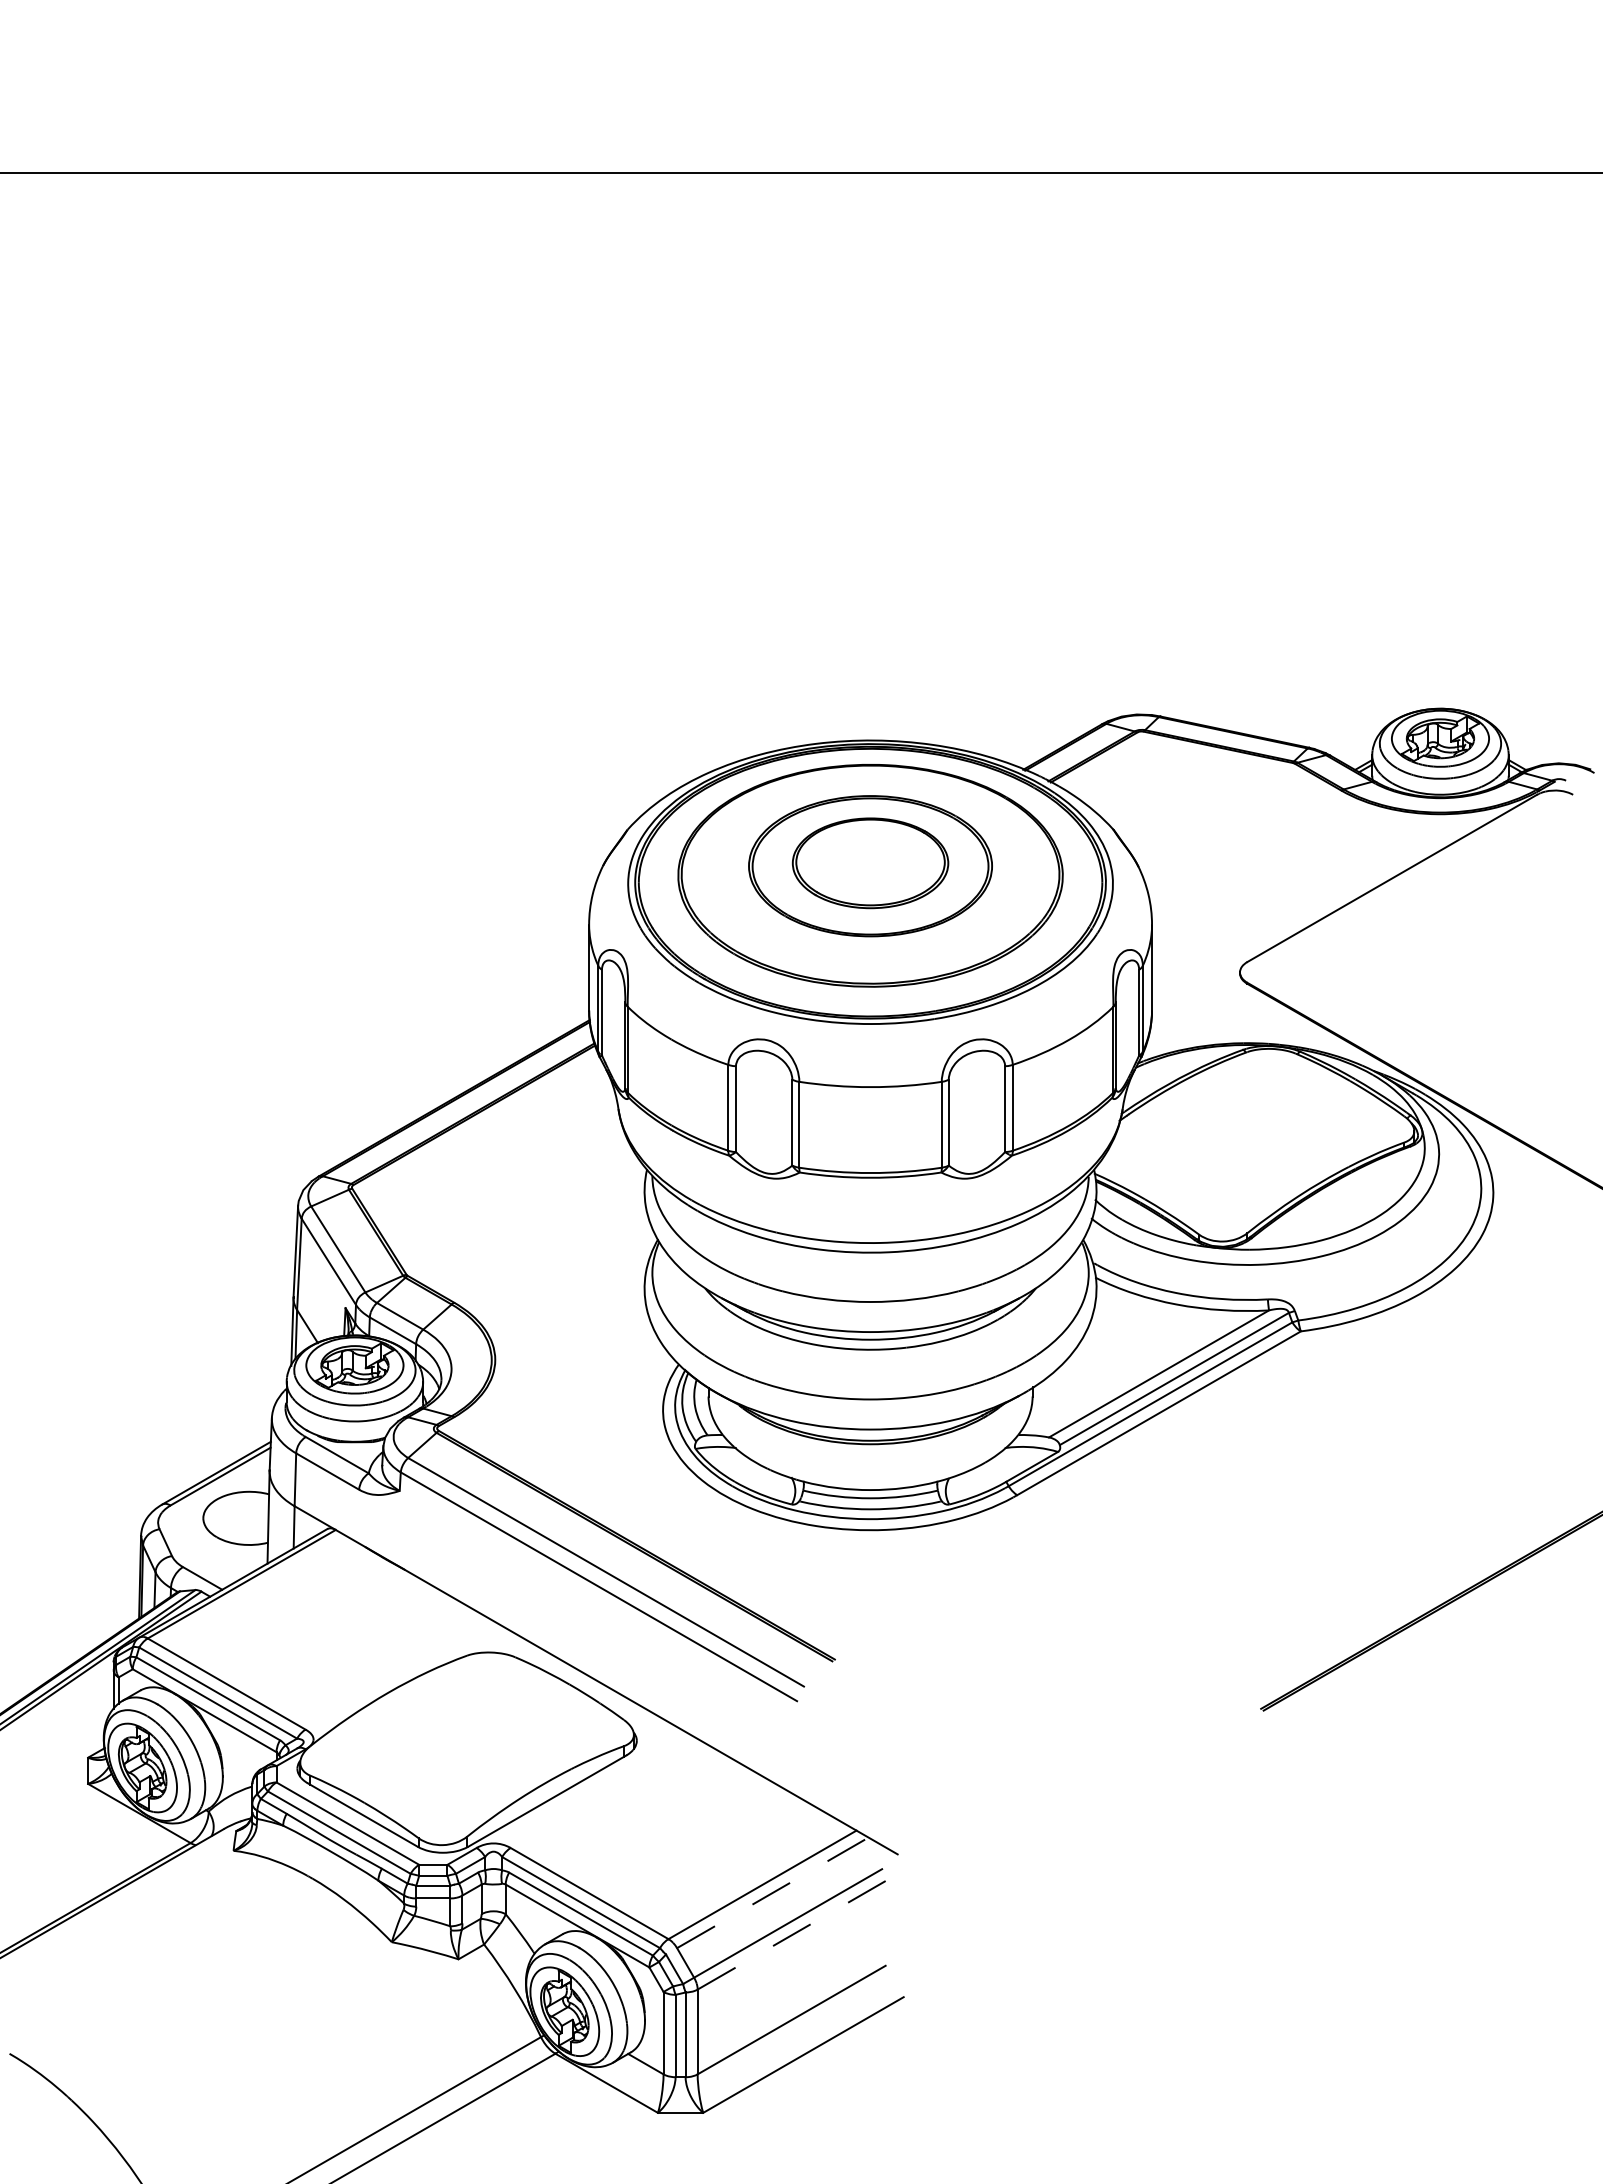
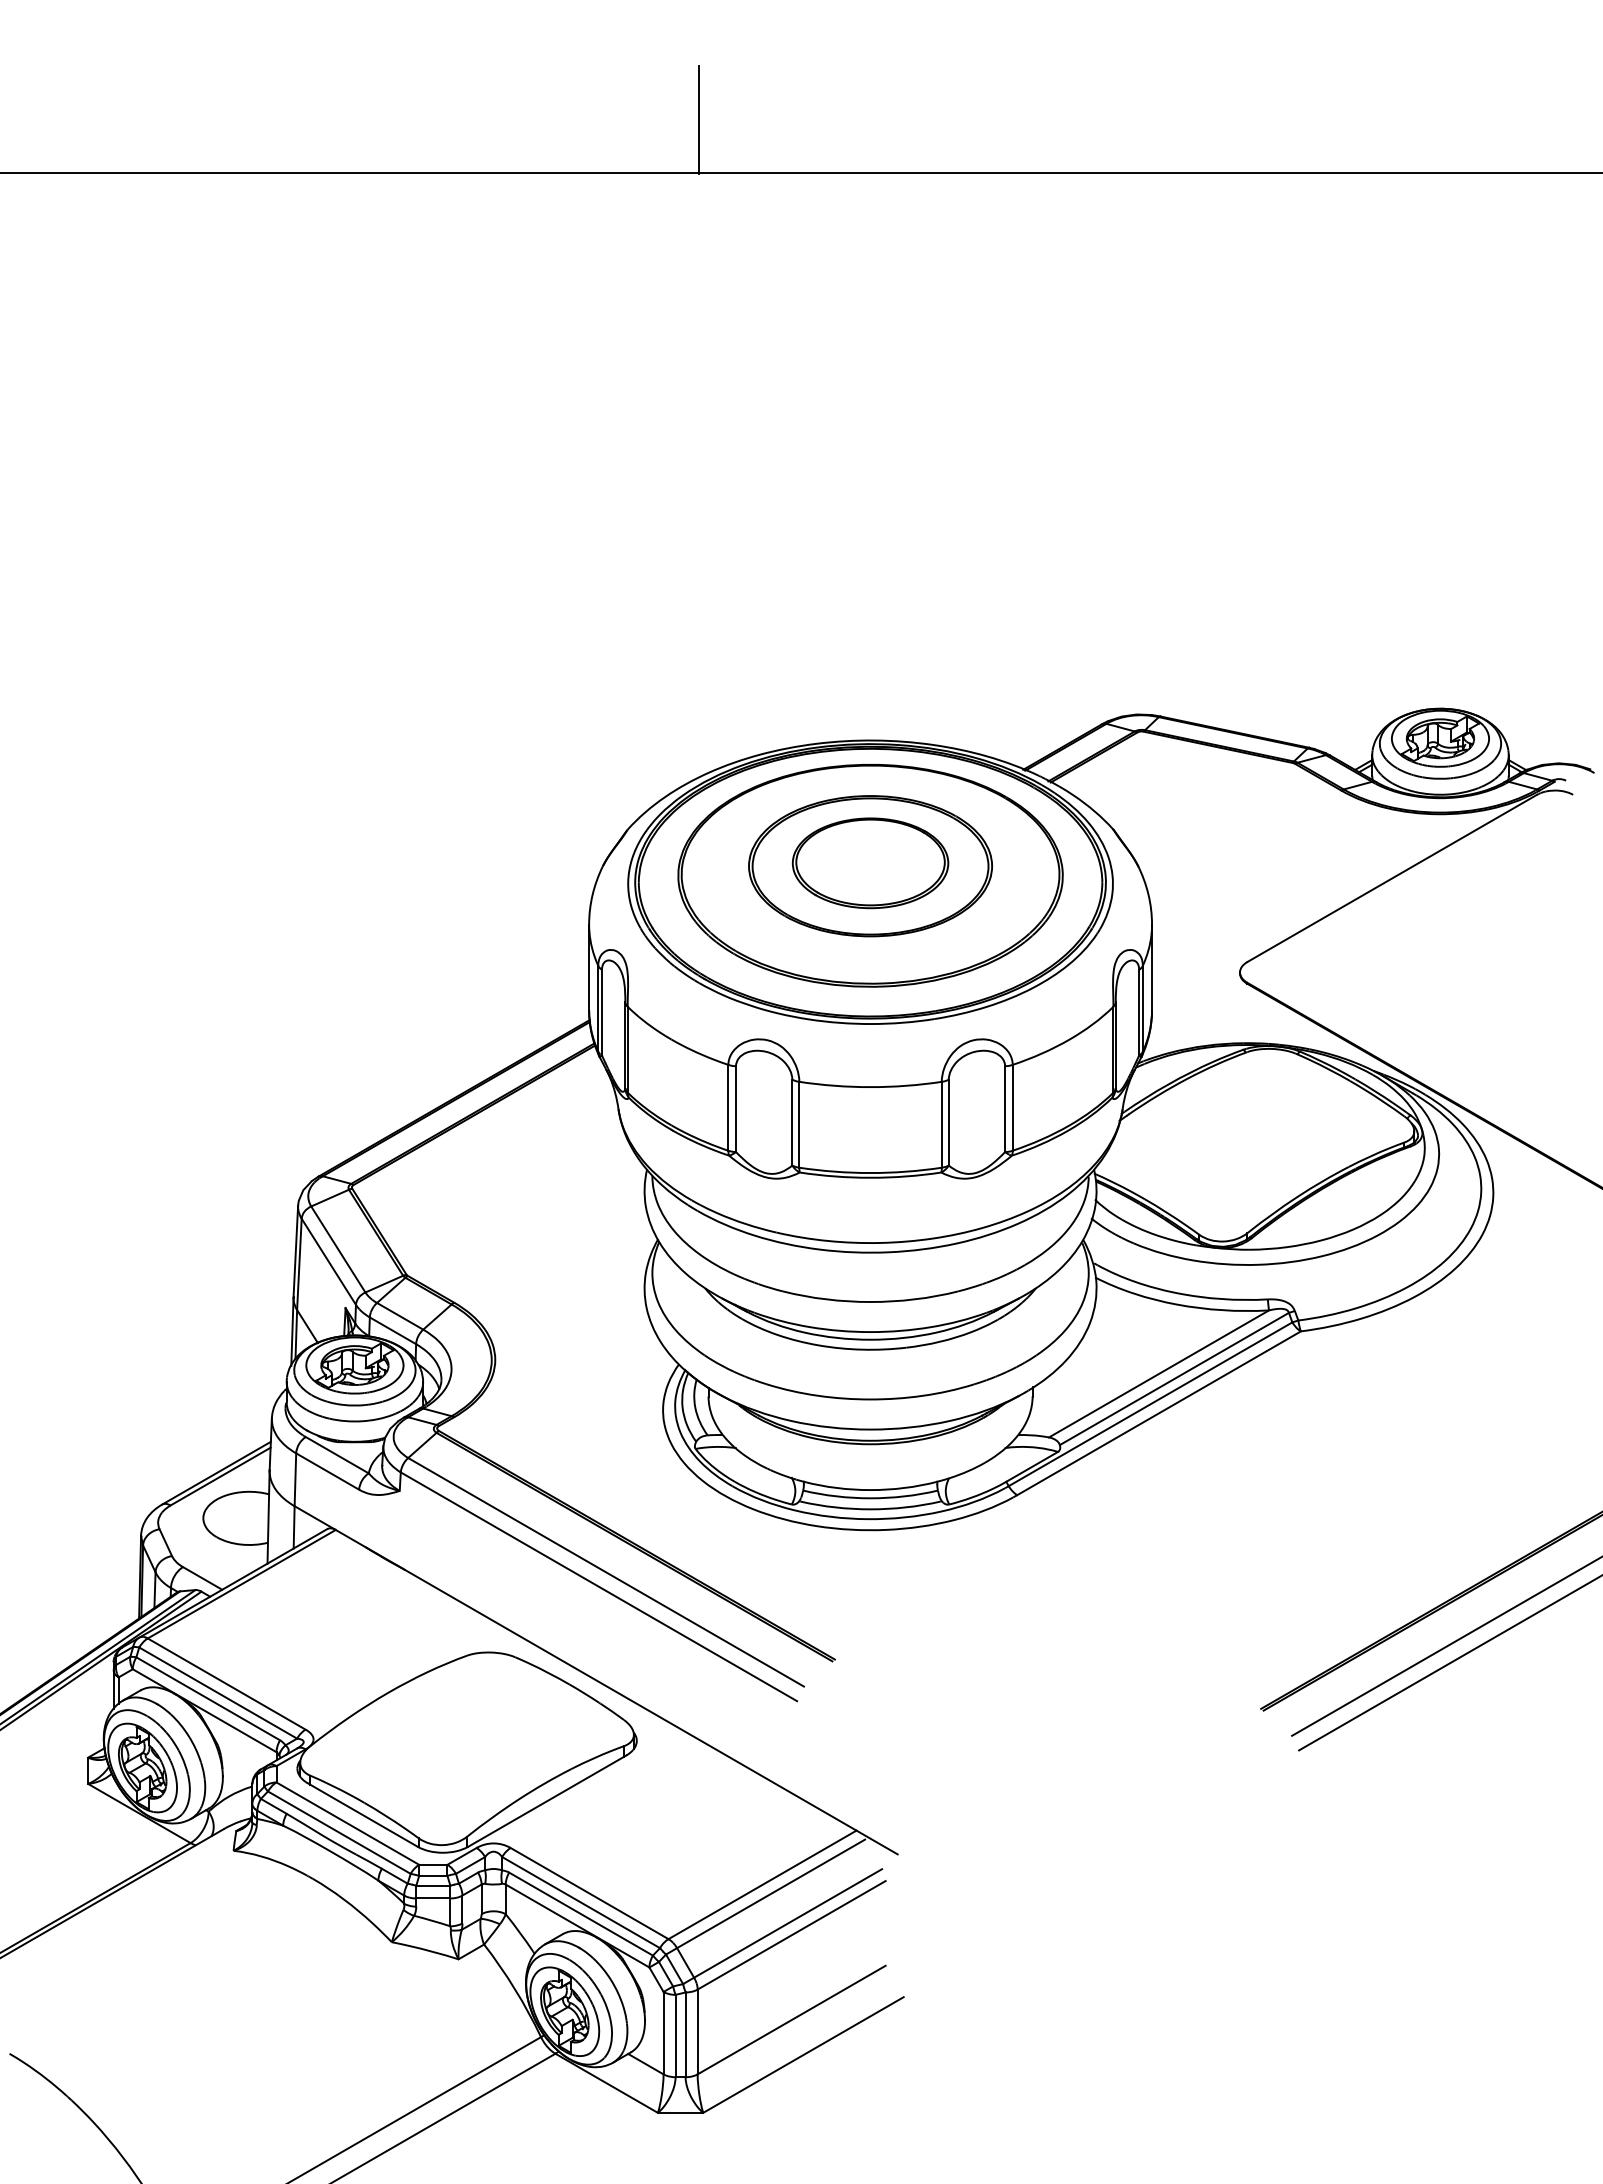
line: none -> present (699, 119)
line: none -> present (1445, 1646)
line: none -> present (1449, 1663)
line: dashed -> solid (765, 1897)
line: dashed -> solid (791, 1935)
